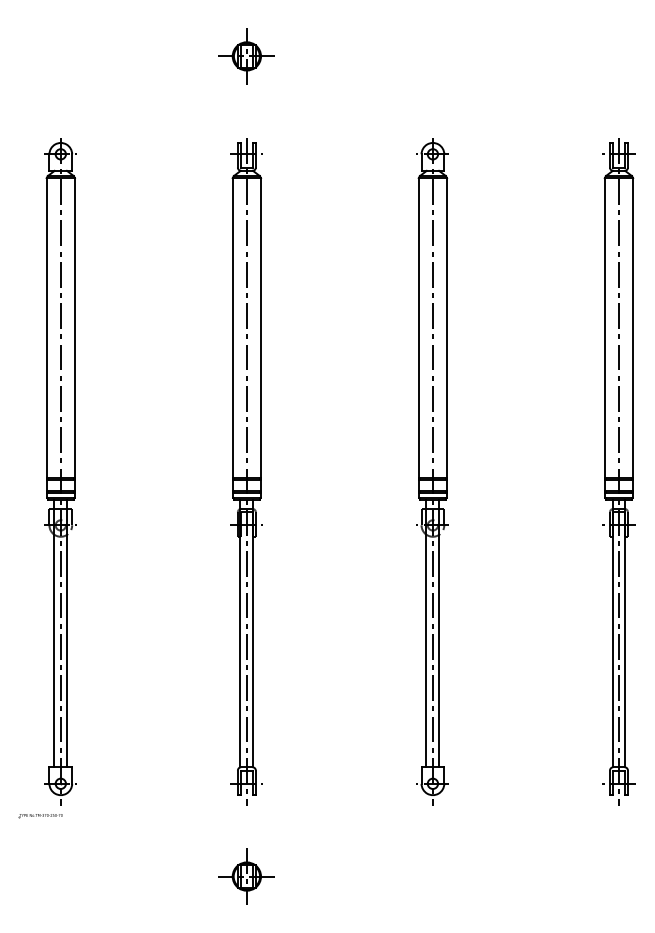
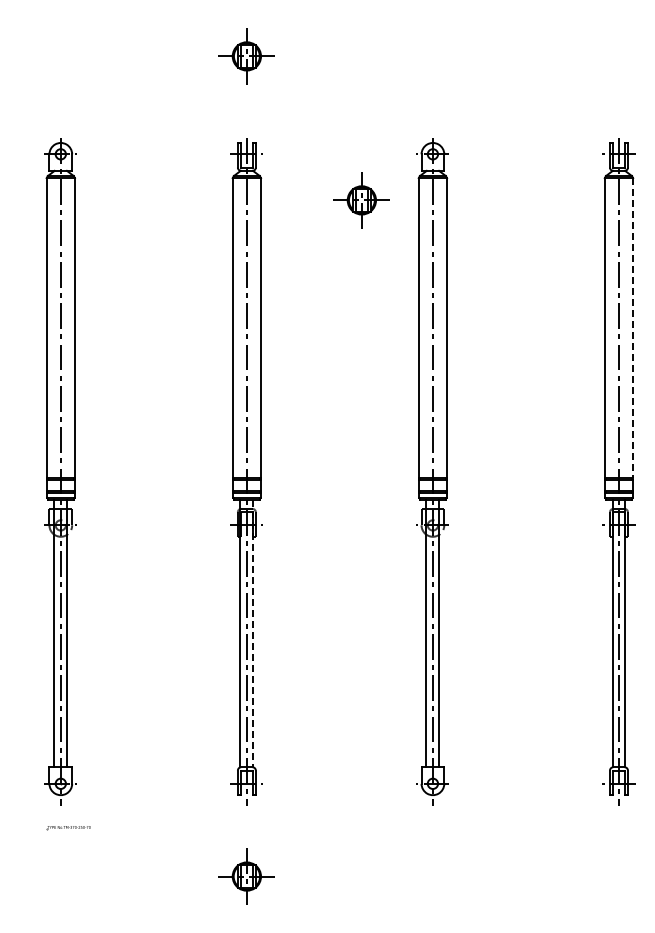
part: none -> present (361, 200)
line: solid -> dashed (633, 327)
line: solid -> dashed (253, 633)
part position: (40, 816) -> (68, 828) (68, 828)
